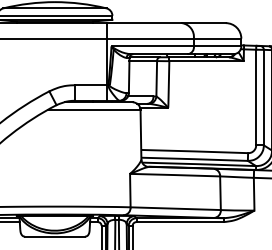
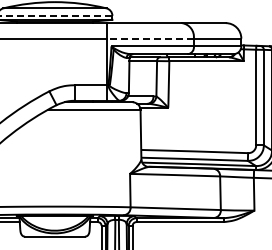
line: solid -> dashed (56, 15)
line: solid -> dashed (149, 38)
